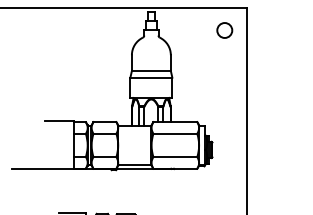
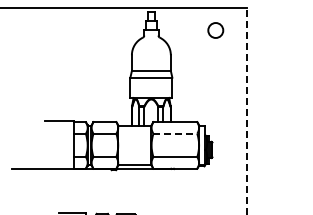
circle position: (224, 30) -> (215, 30) (215, 30)
line: solid -> dashed (247, 110)
line: solid -> dashed (175, 133)
